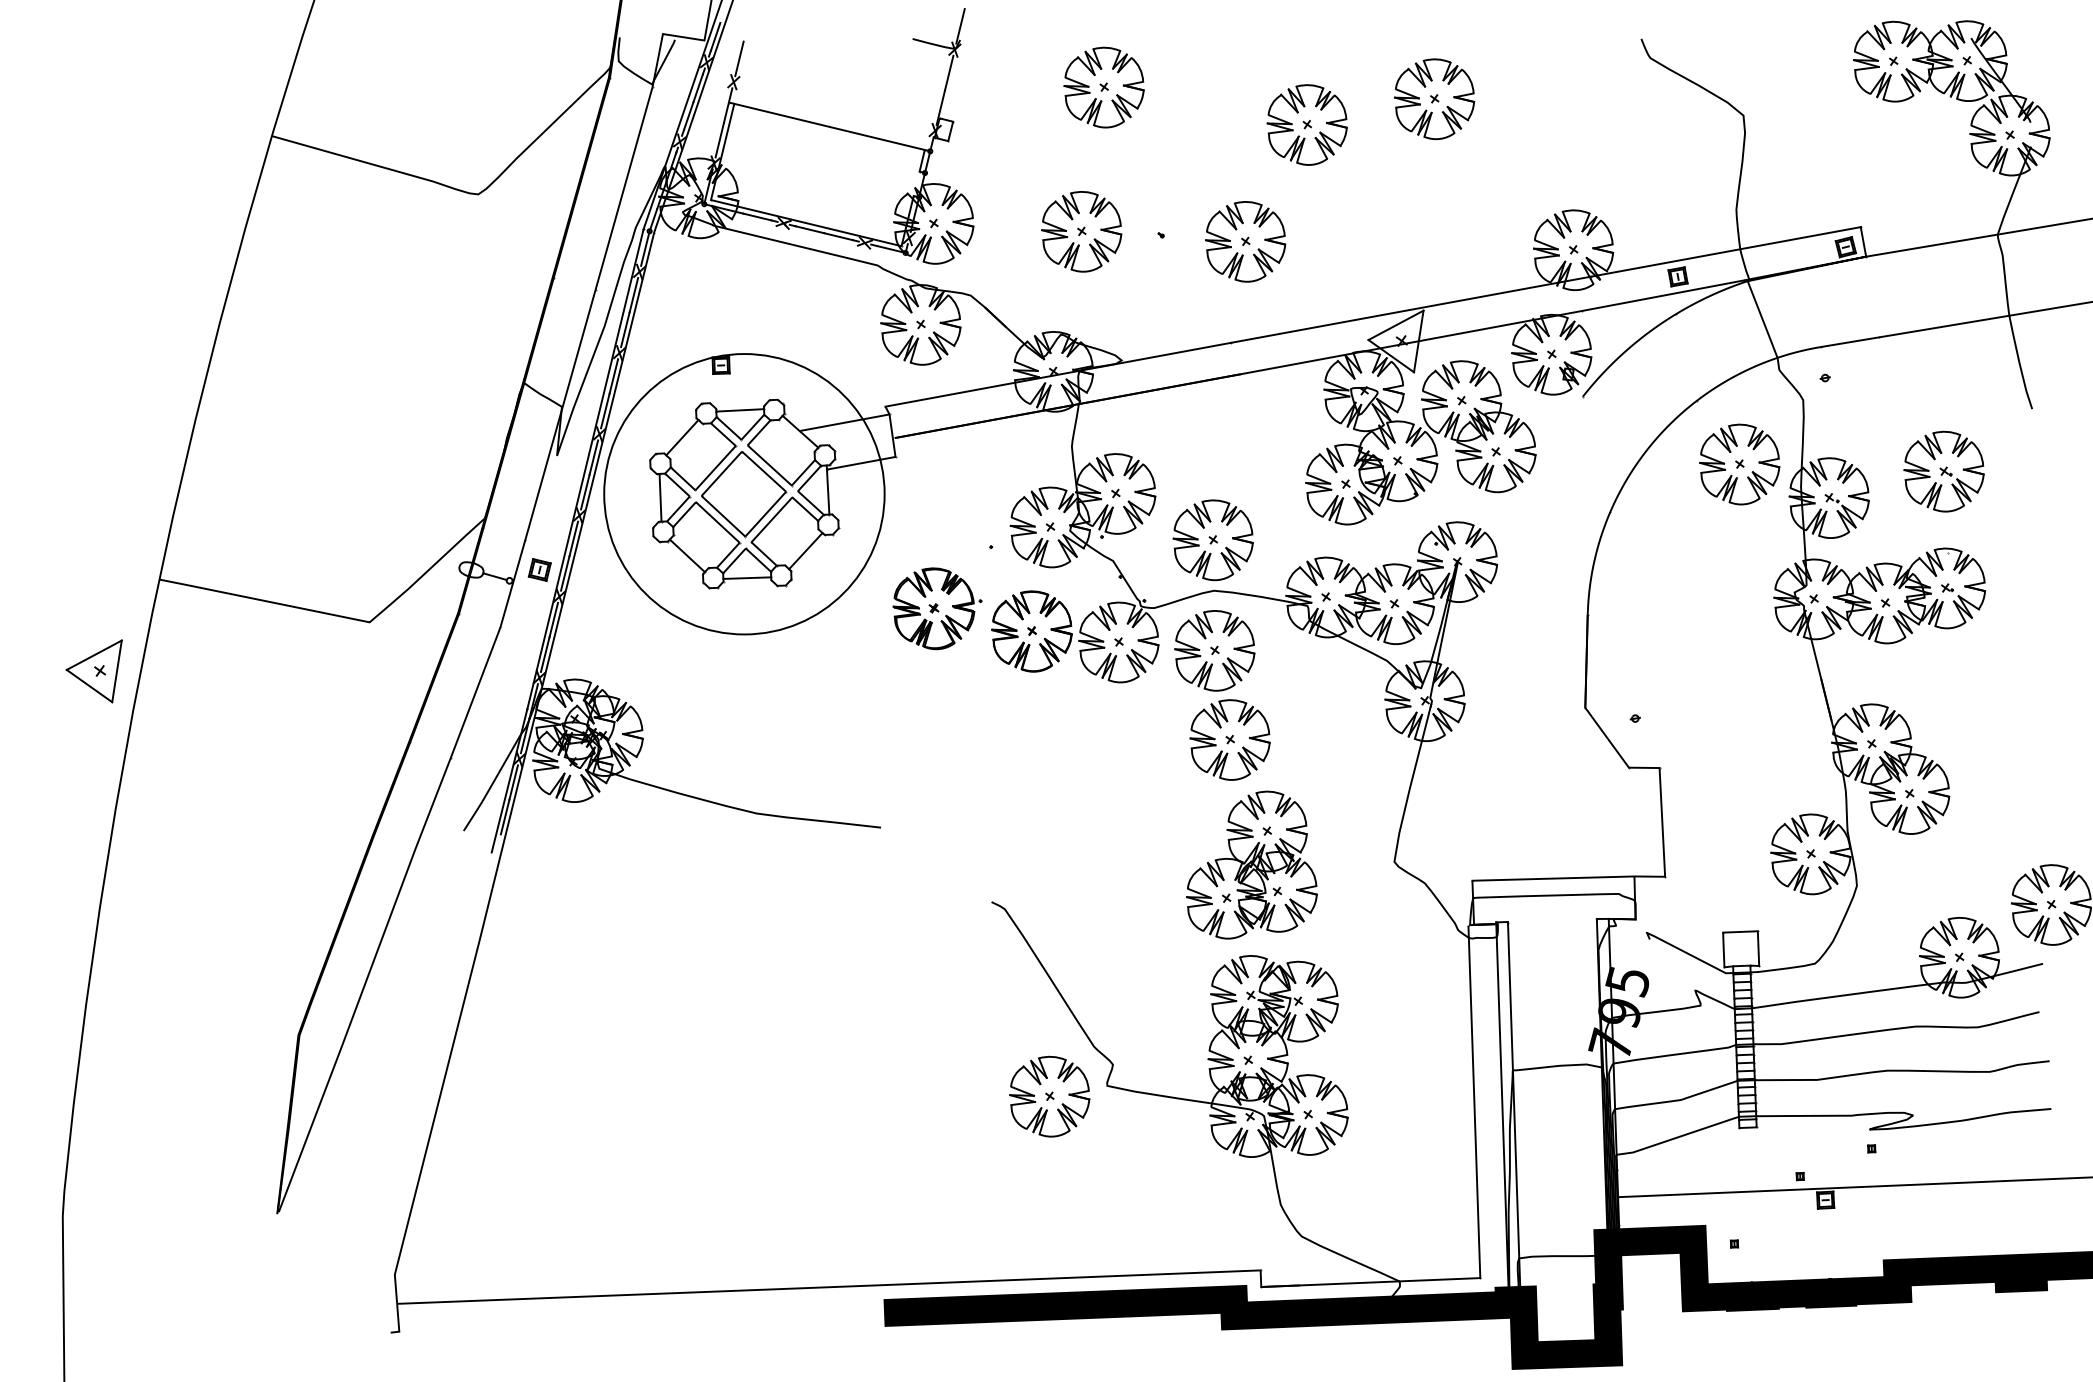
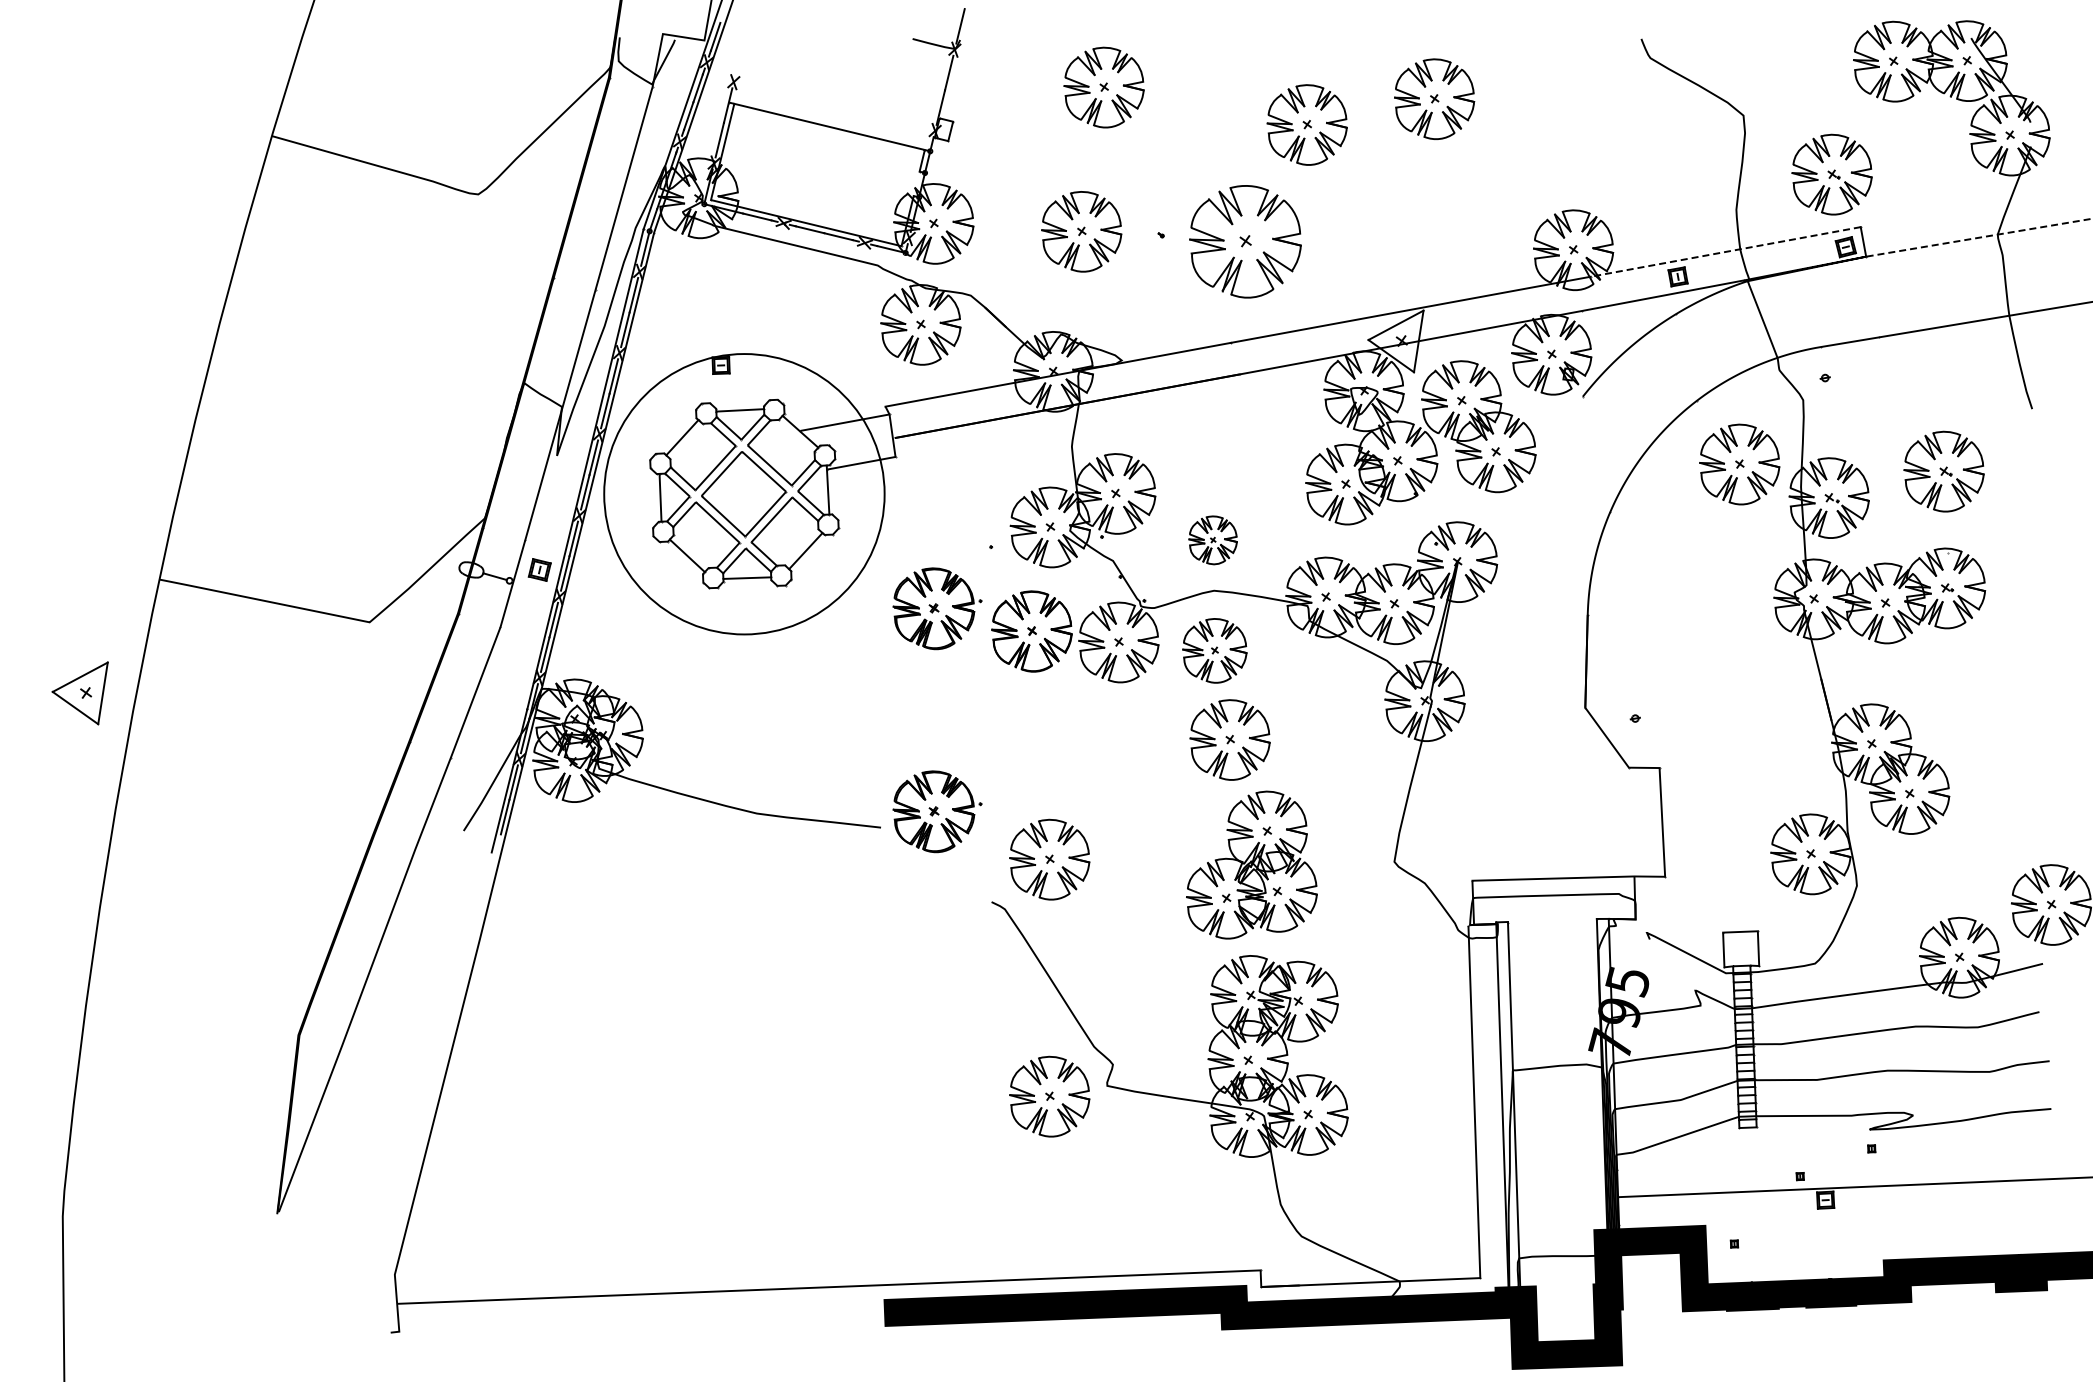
line: present -> none (739, 58)
part: none -> present (1831, 174)
line: solid -> dashed (1979, 237)
part size: 82x82 px -> 113x114 px (1245, 241)
line: solid -> dashed (1725, 252)
part size: 82x83 px -> 50x51 px (1212, 540)
part size: 82x82 px -> 66x66 px (1214, 650)
part position: (93, 671) -> (79, 693) (79, 693)
part: none -> present (937, 811)
part: none -> present (1049, 859)
